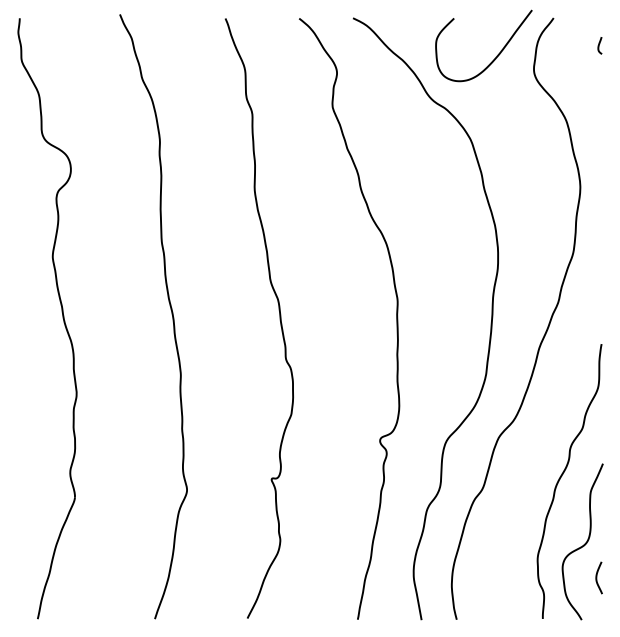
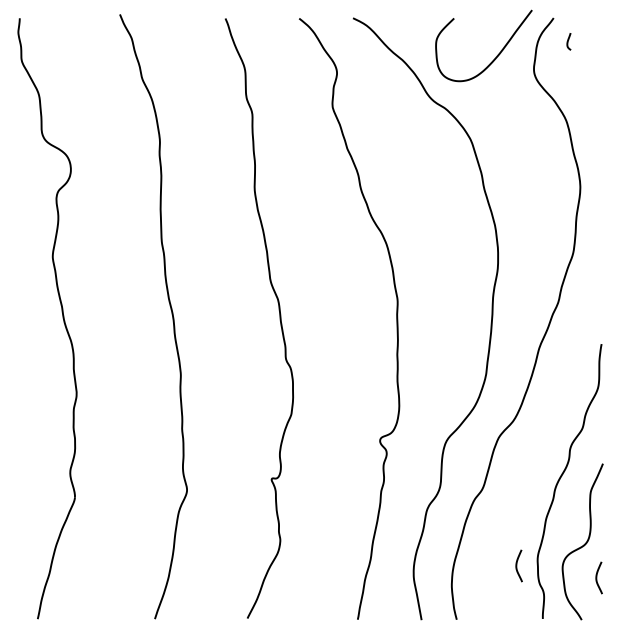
curve position: (599, 45) -> (568, 41) (568, 41)
curve: none -> present (517, 565)
